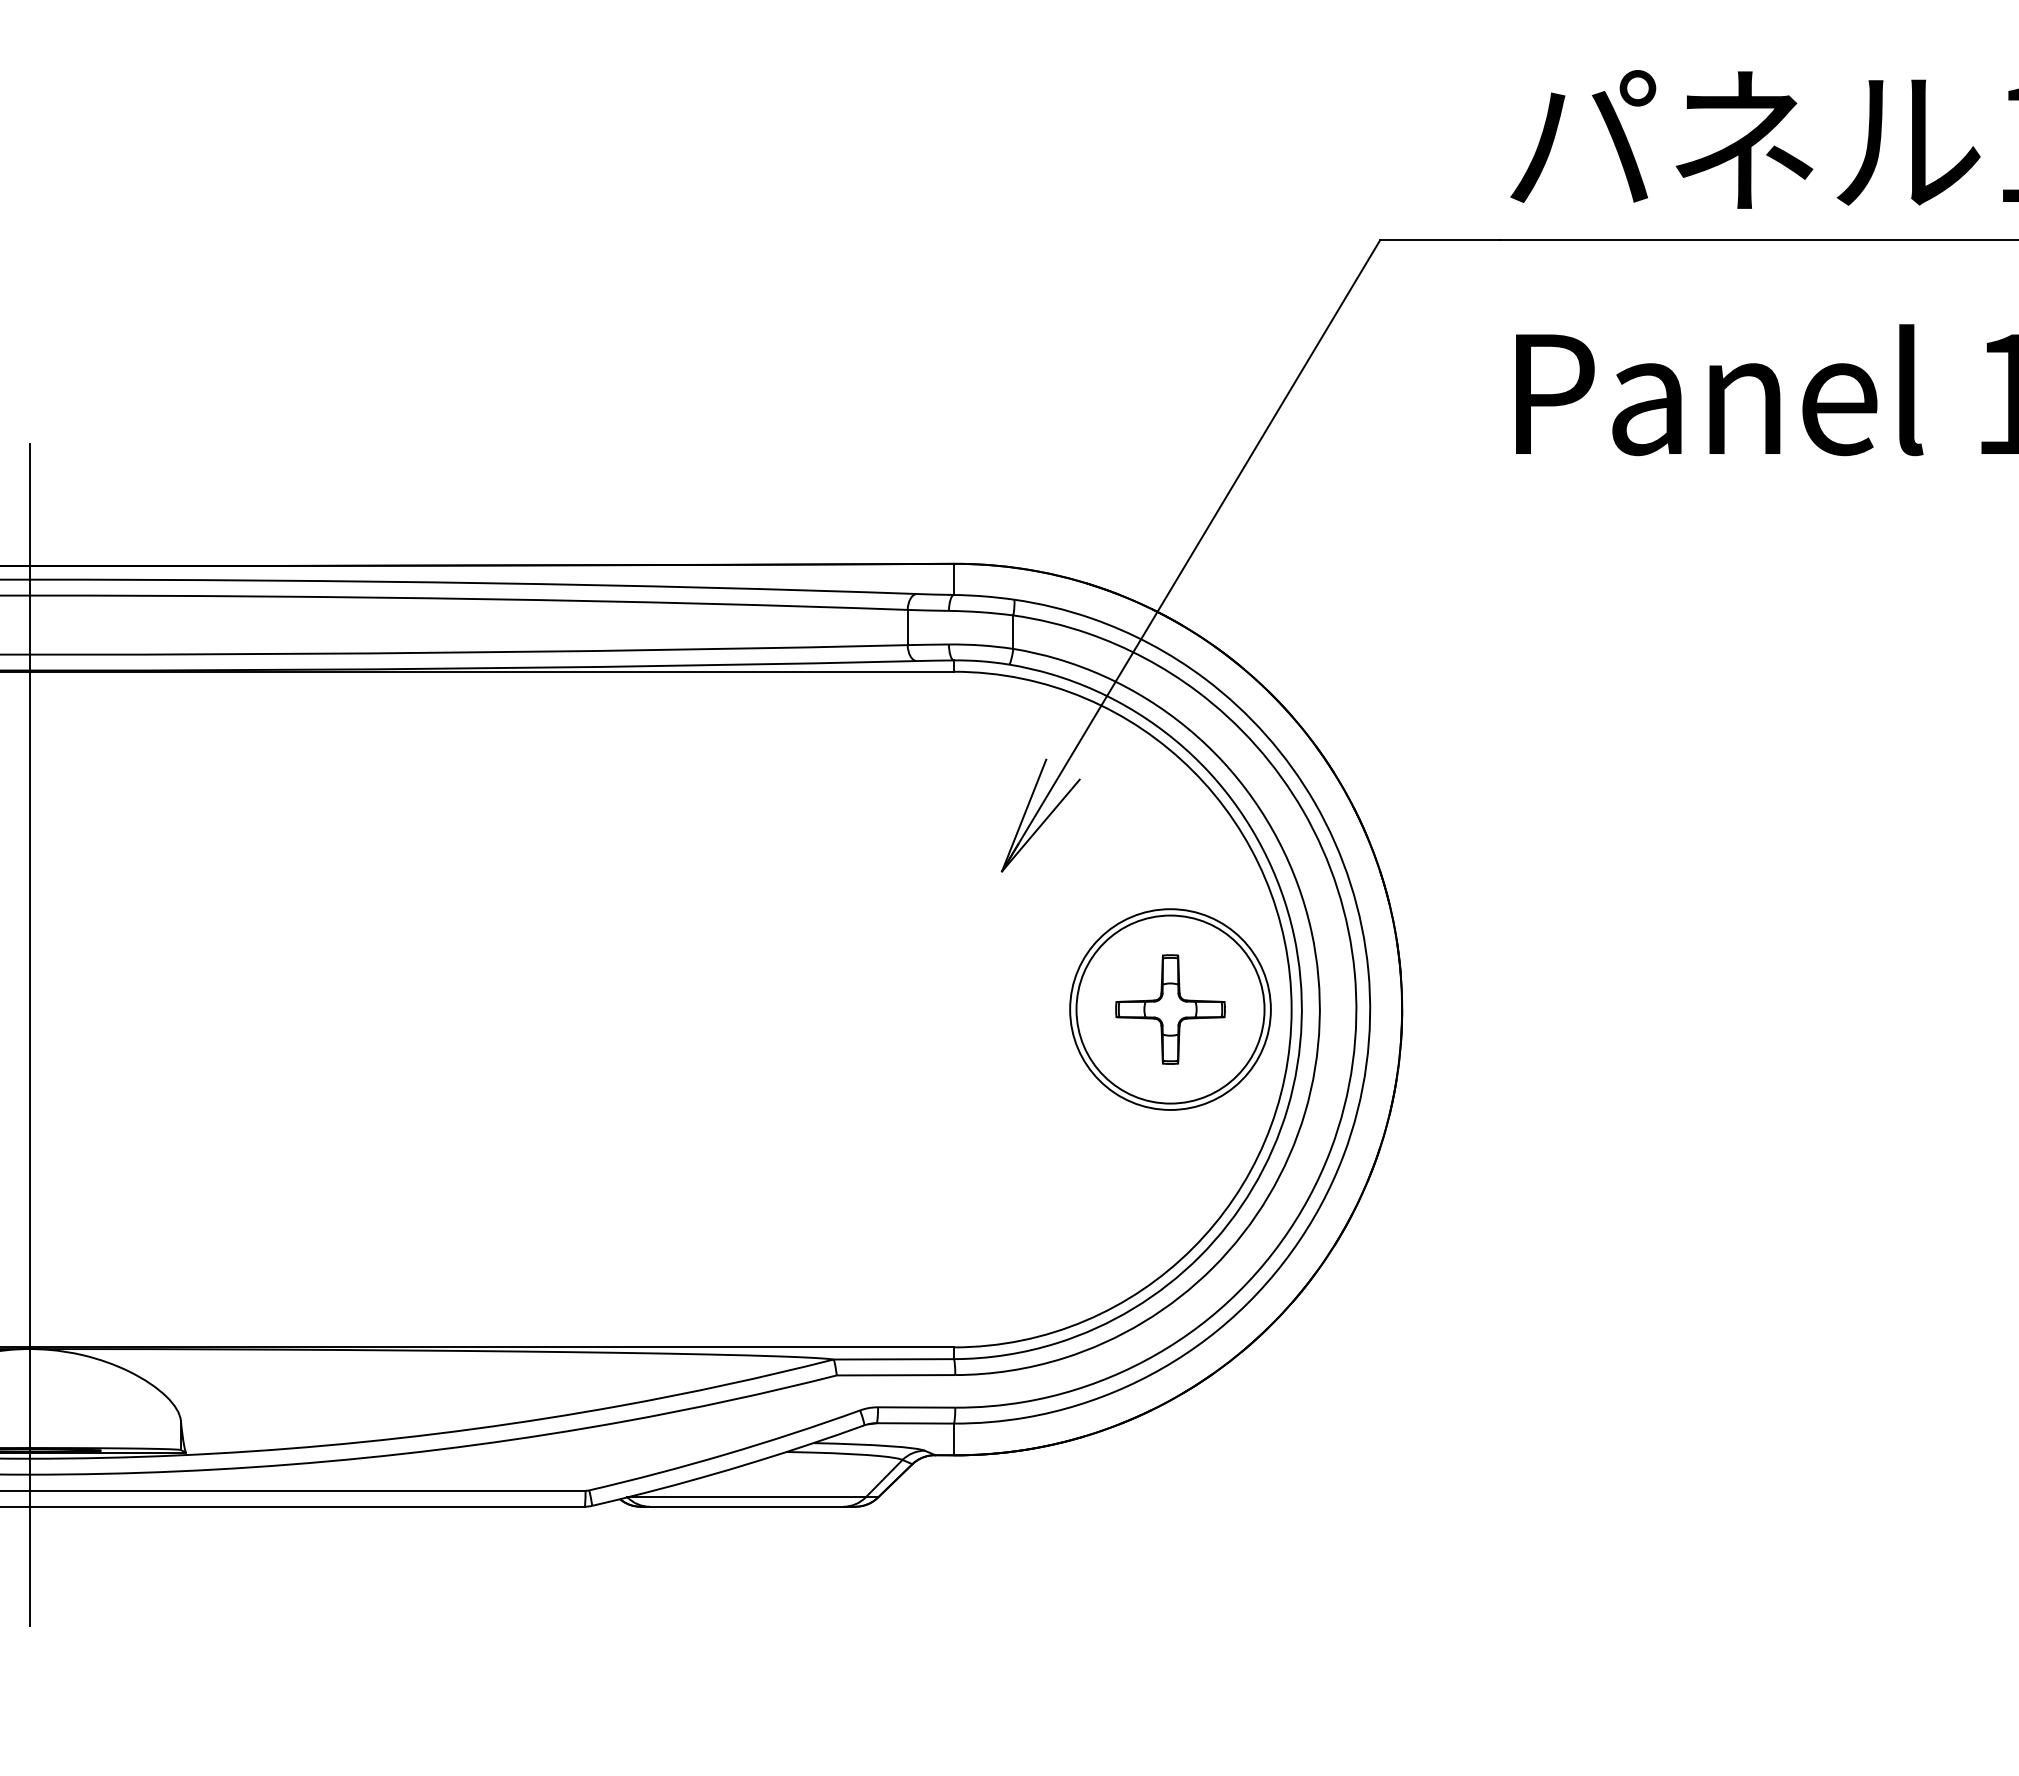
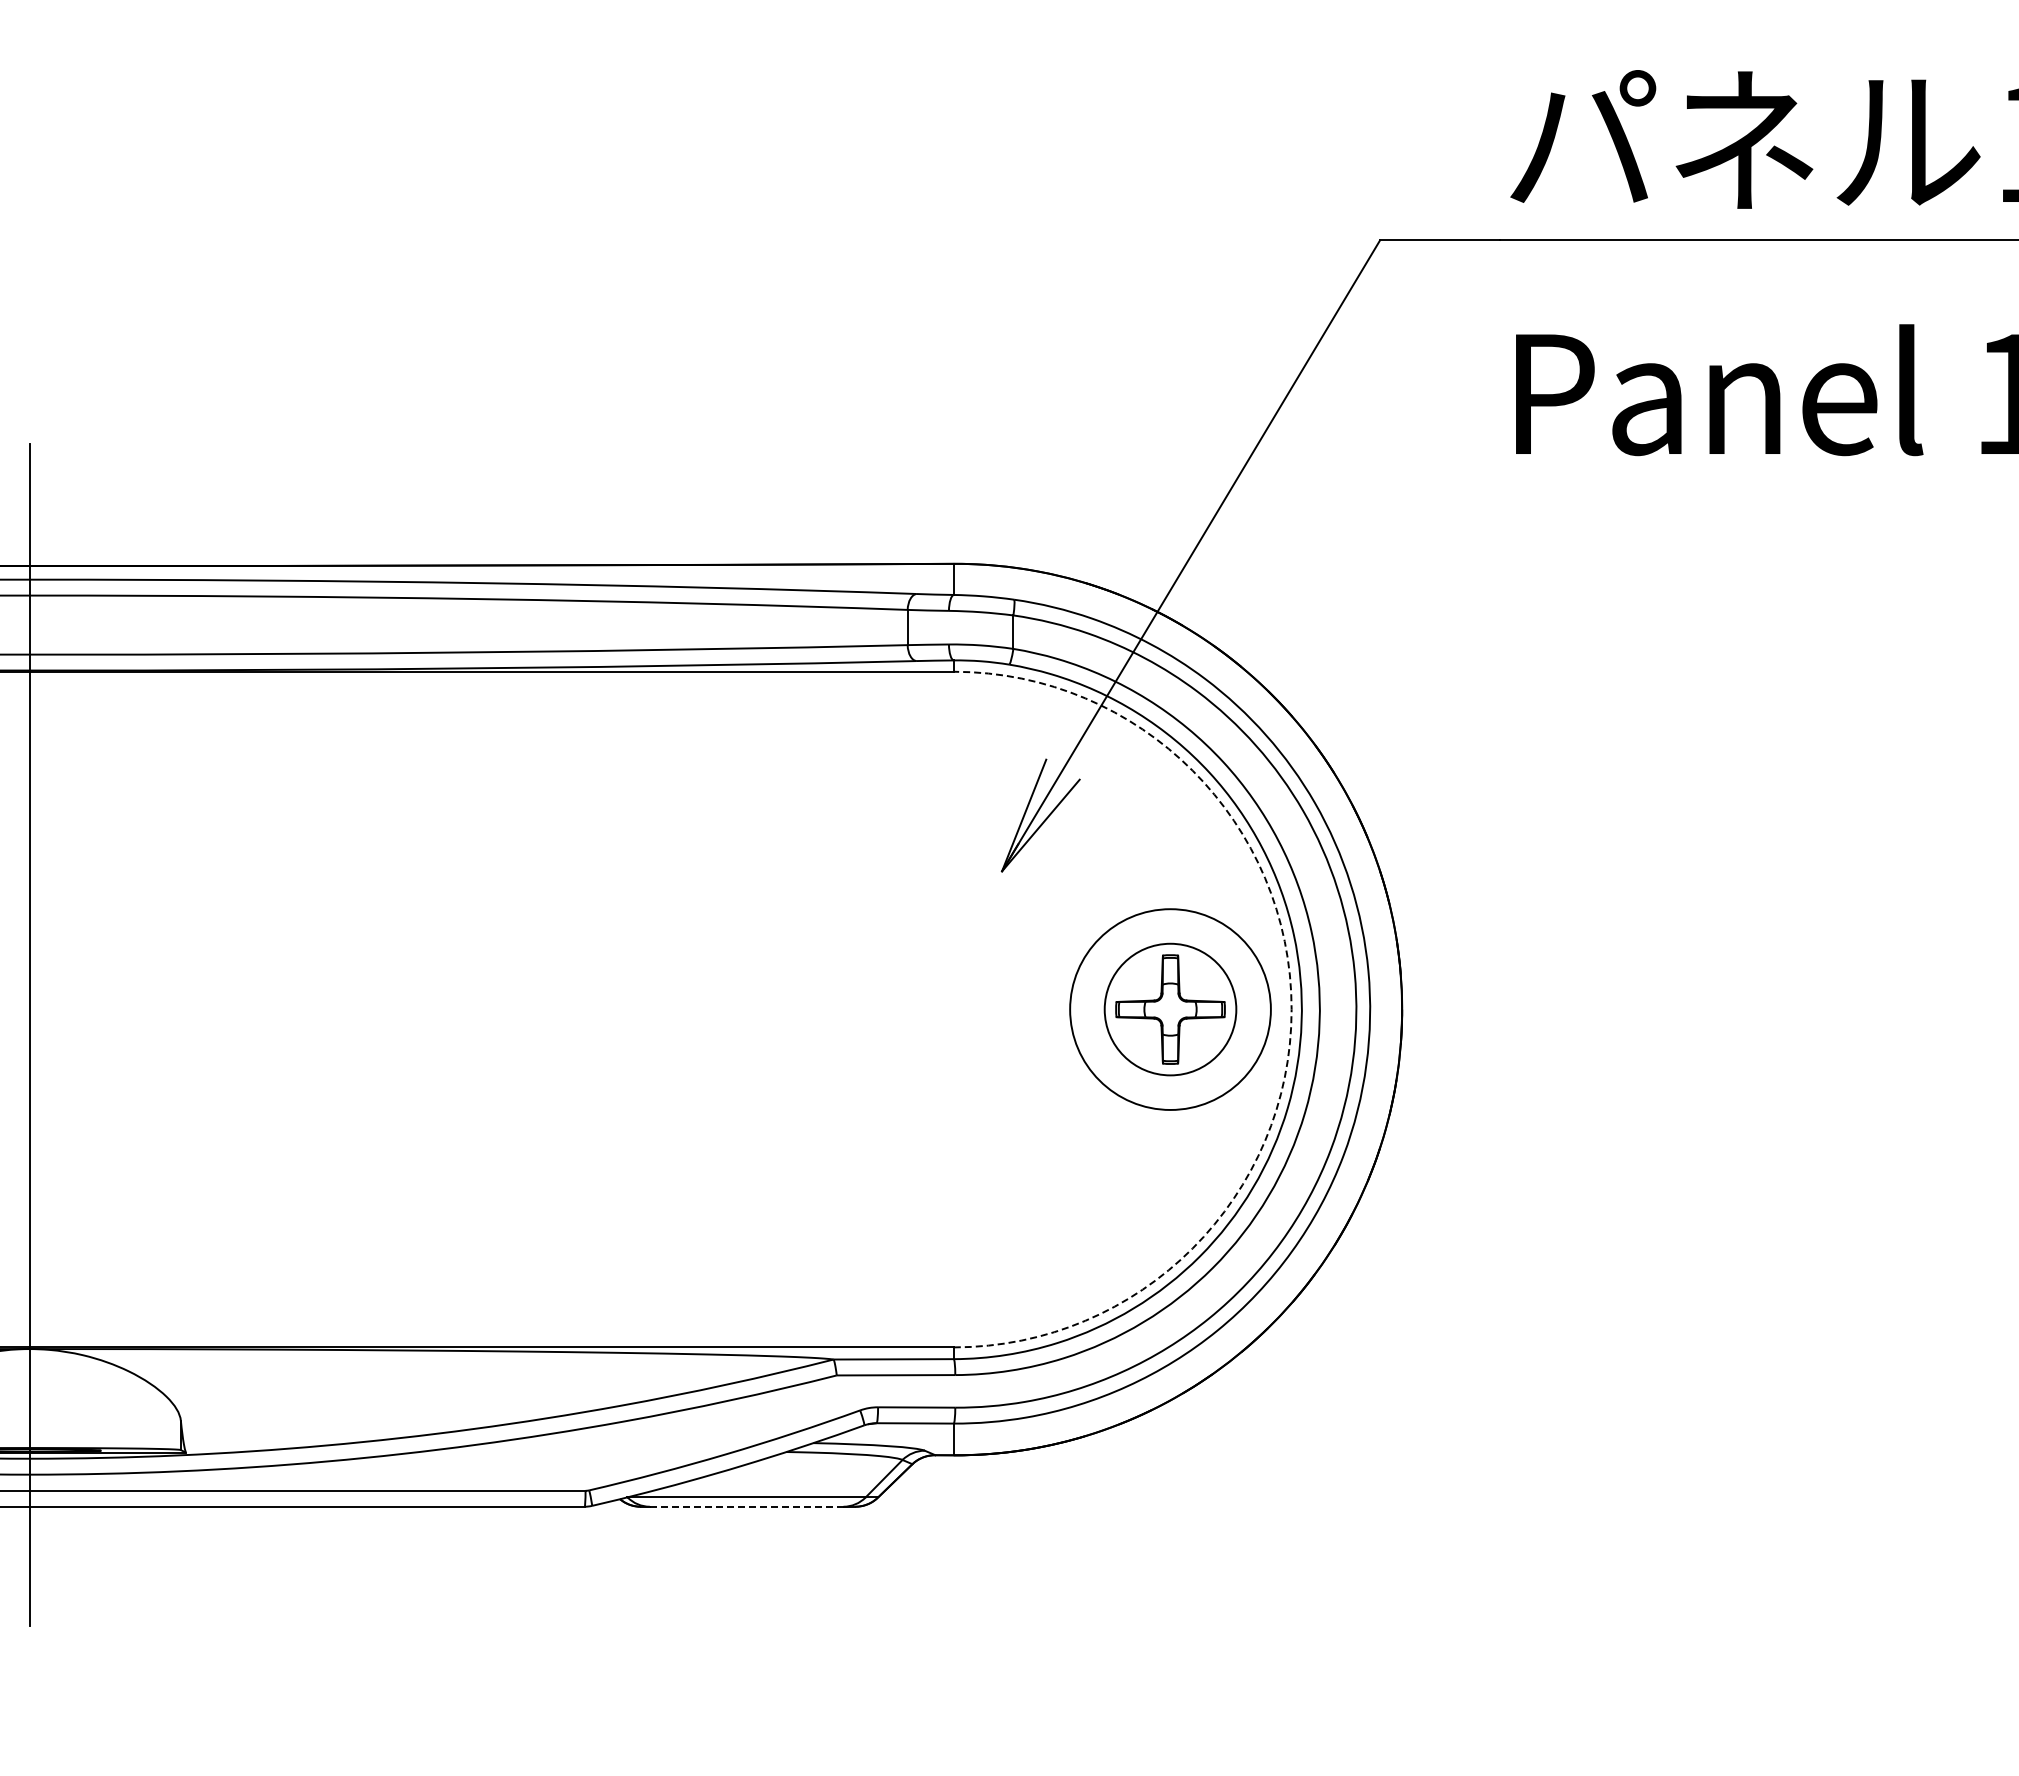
circle diameter: 188 px -> 132 px (1170, 1009)
arc: solid -> dashed (1291, 1009)
line: solid -> dashed (746, 1506)
